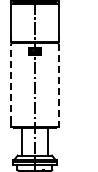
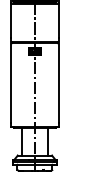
line: dashed -> solid (11, 83)
line: dashed -> solid (58, 84)
